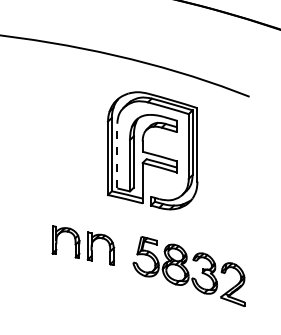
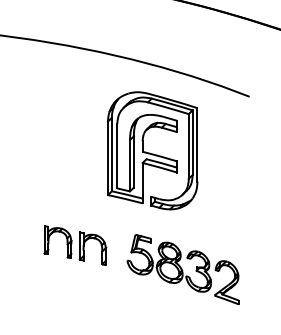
line: dashed -> solid (117, 155)
part position: (83, 245) -> (75, 245) (75, 245)
part position: (188, 271) -> (182, 269) (182, 269)
